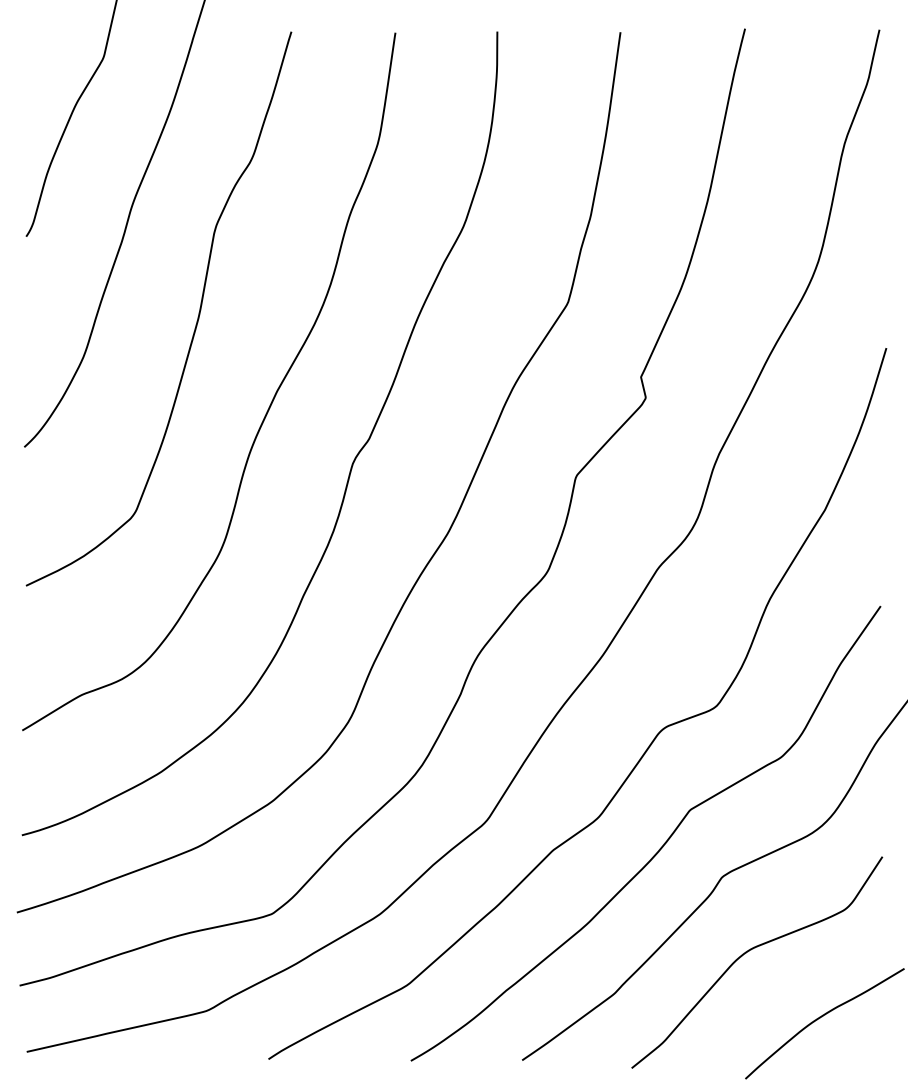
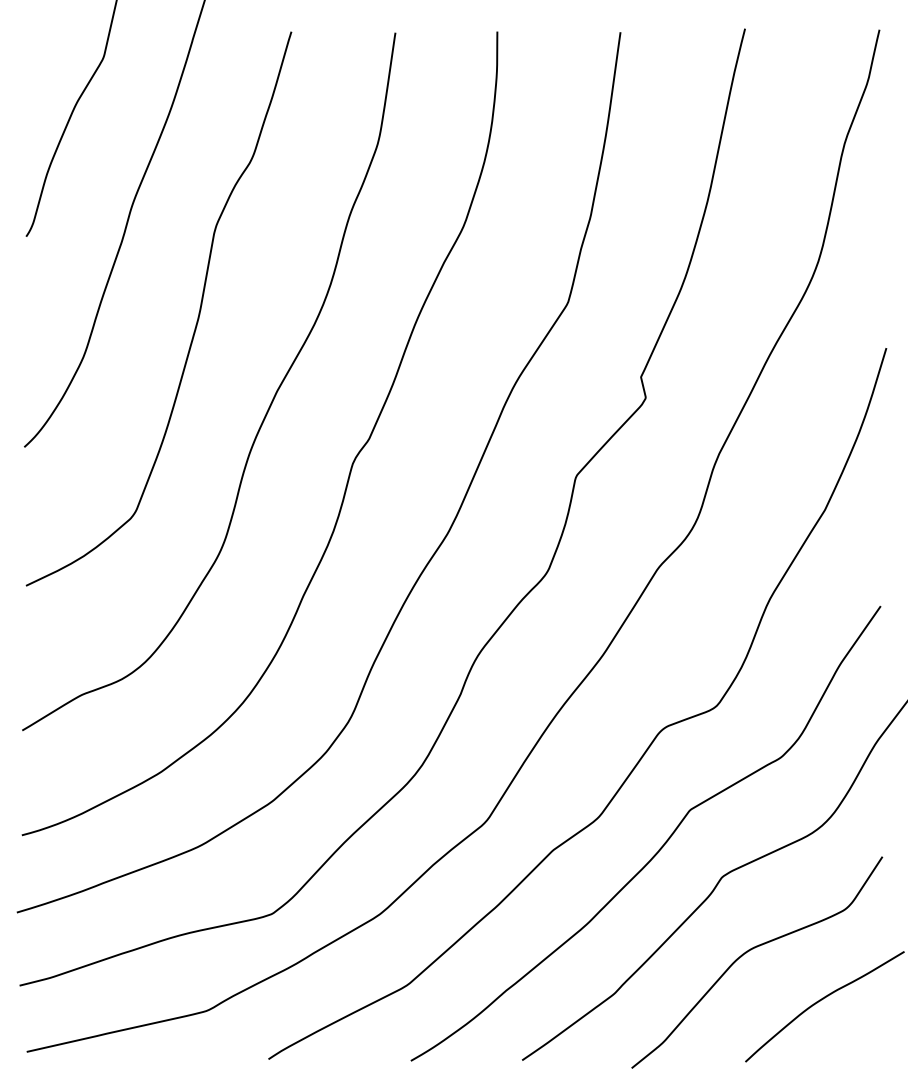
curve position: (822, 1017) -> (822, 1000) (822, 1000)
